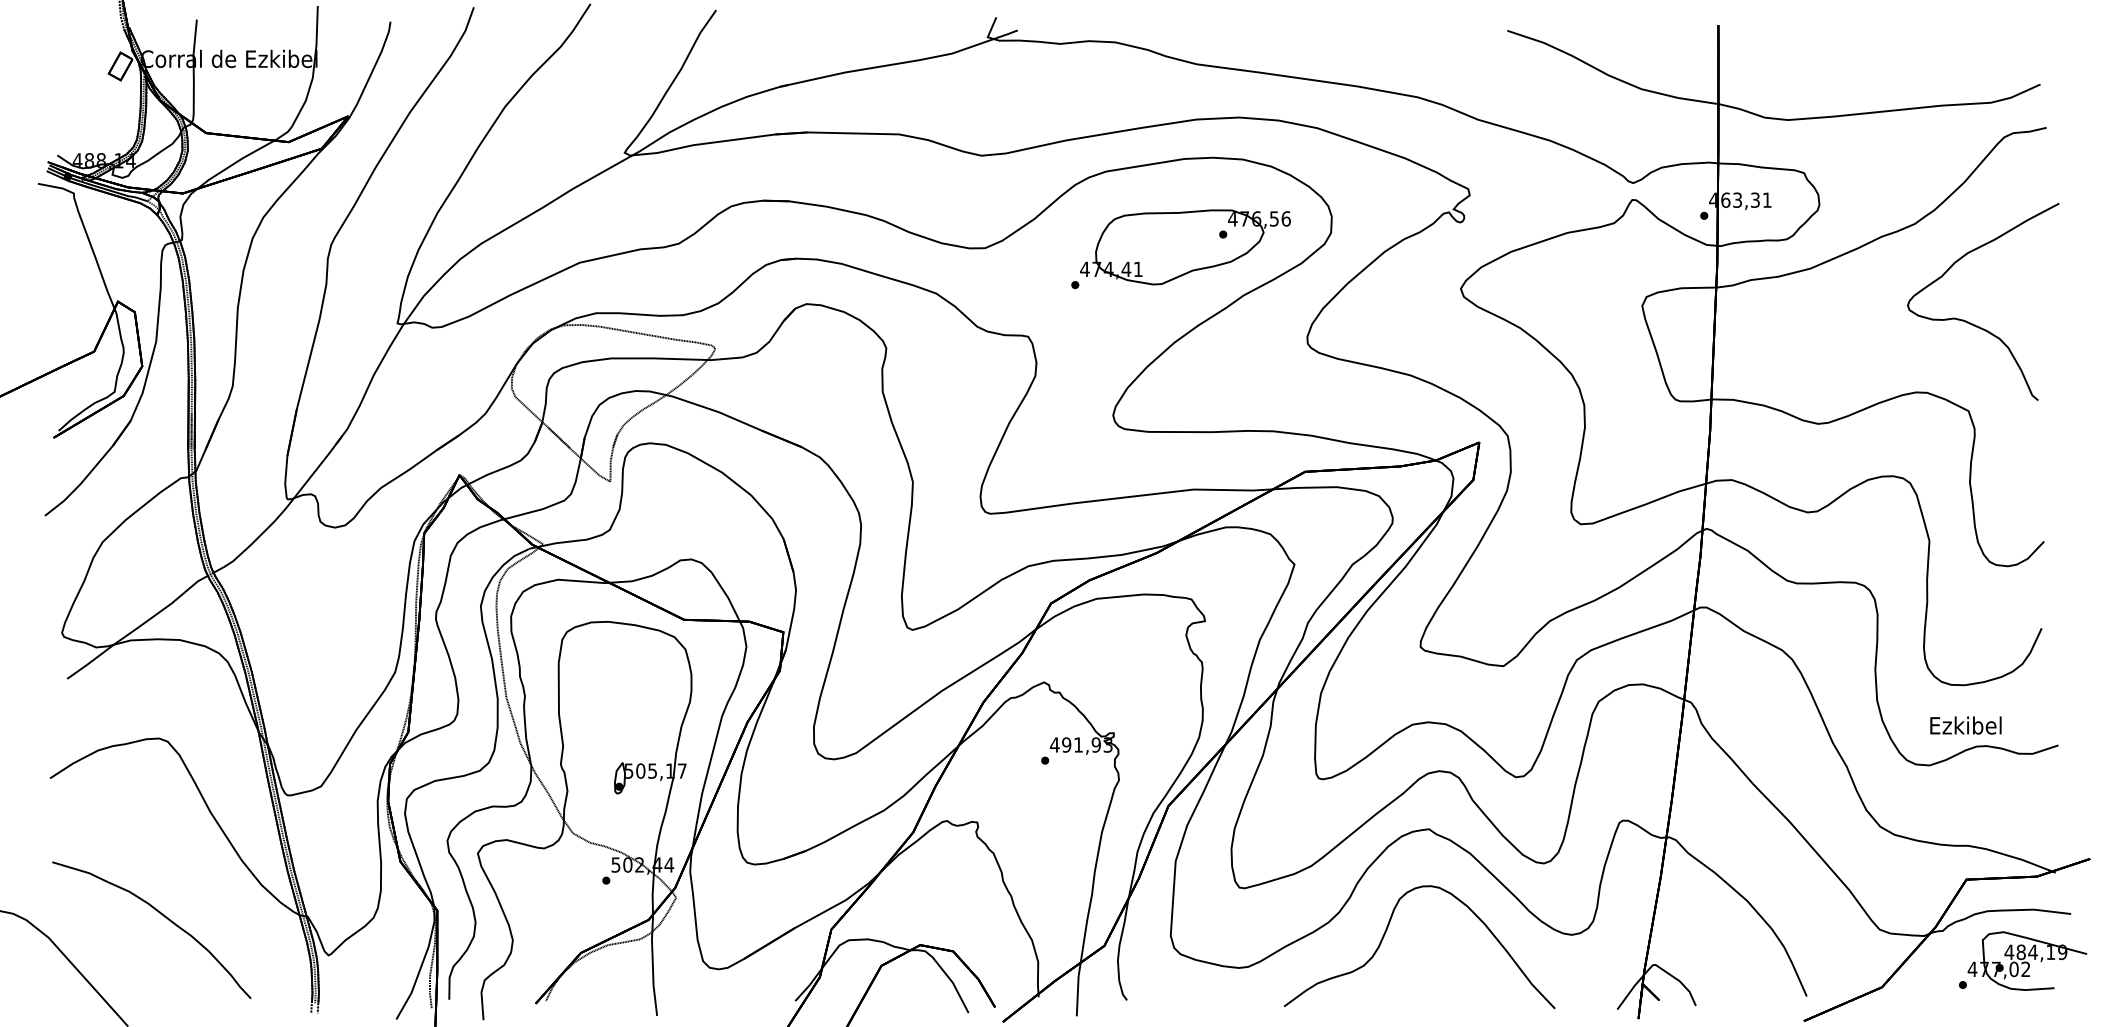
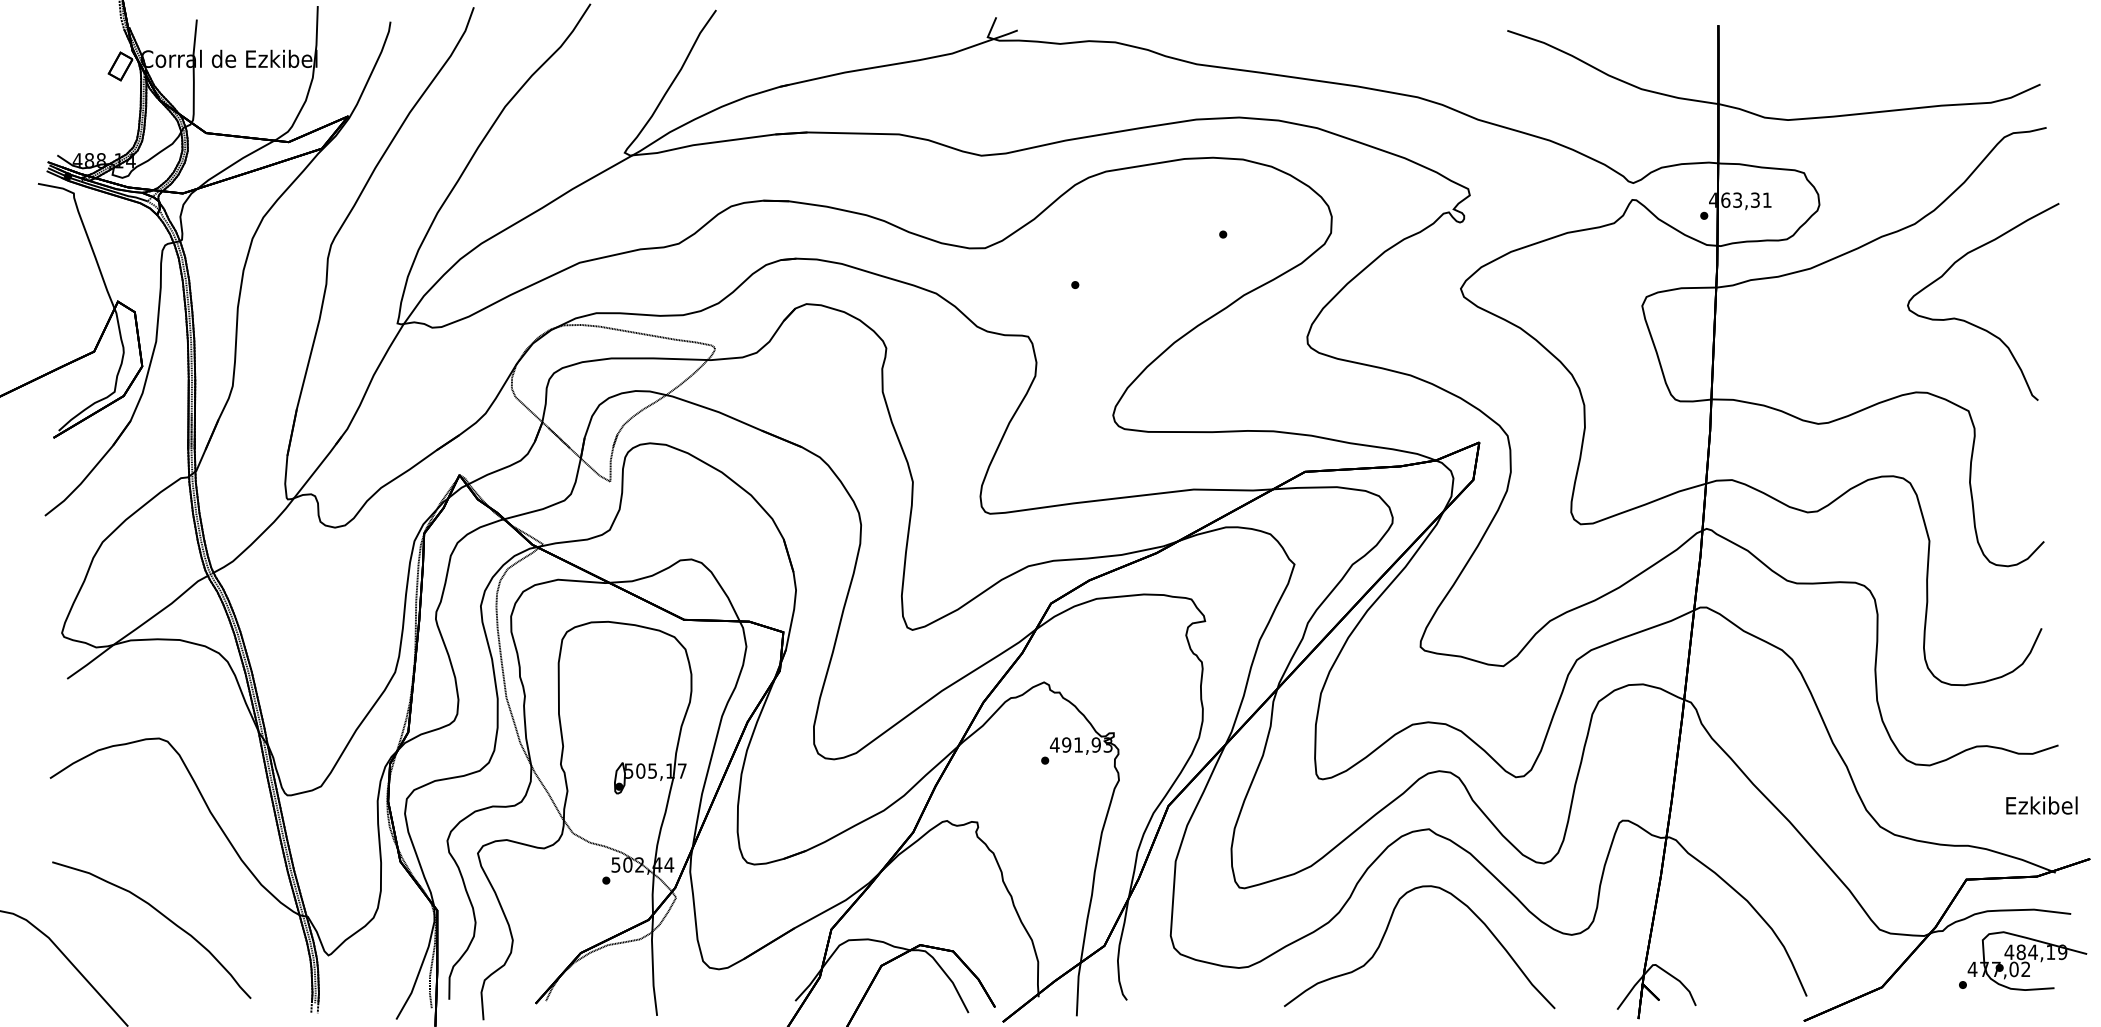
part: present -> none (1185, 247)
text position: (1965, 725) -> (2041, 805) (2041, 805)
